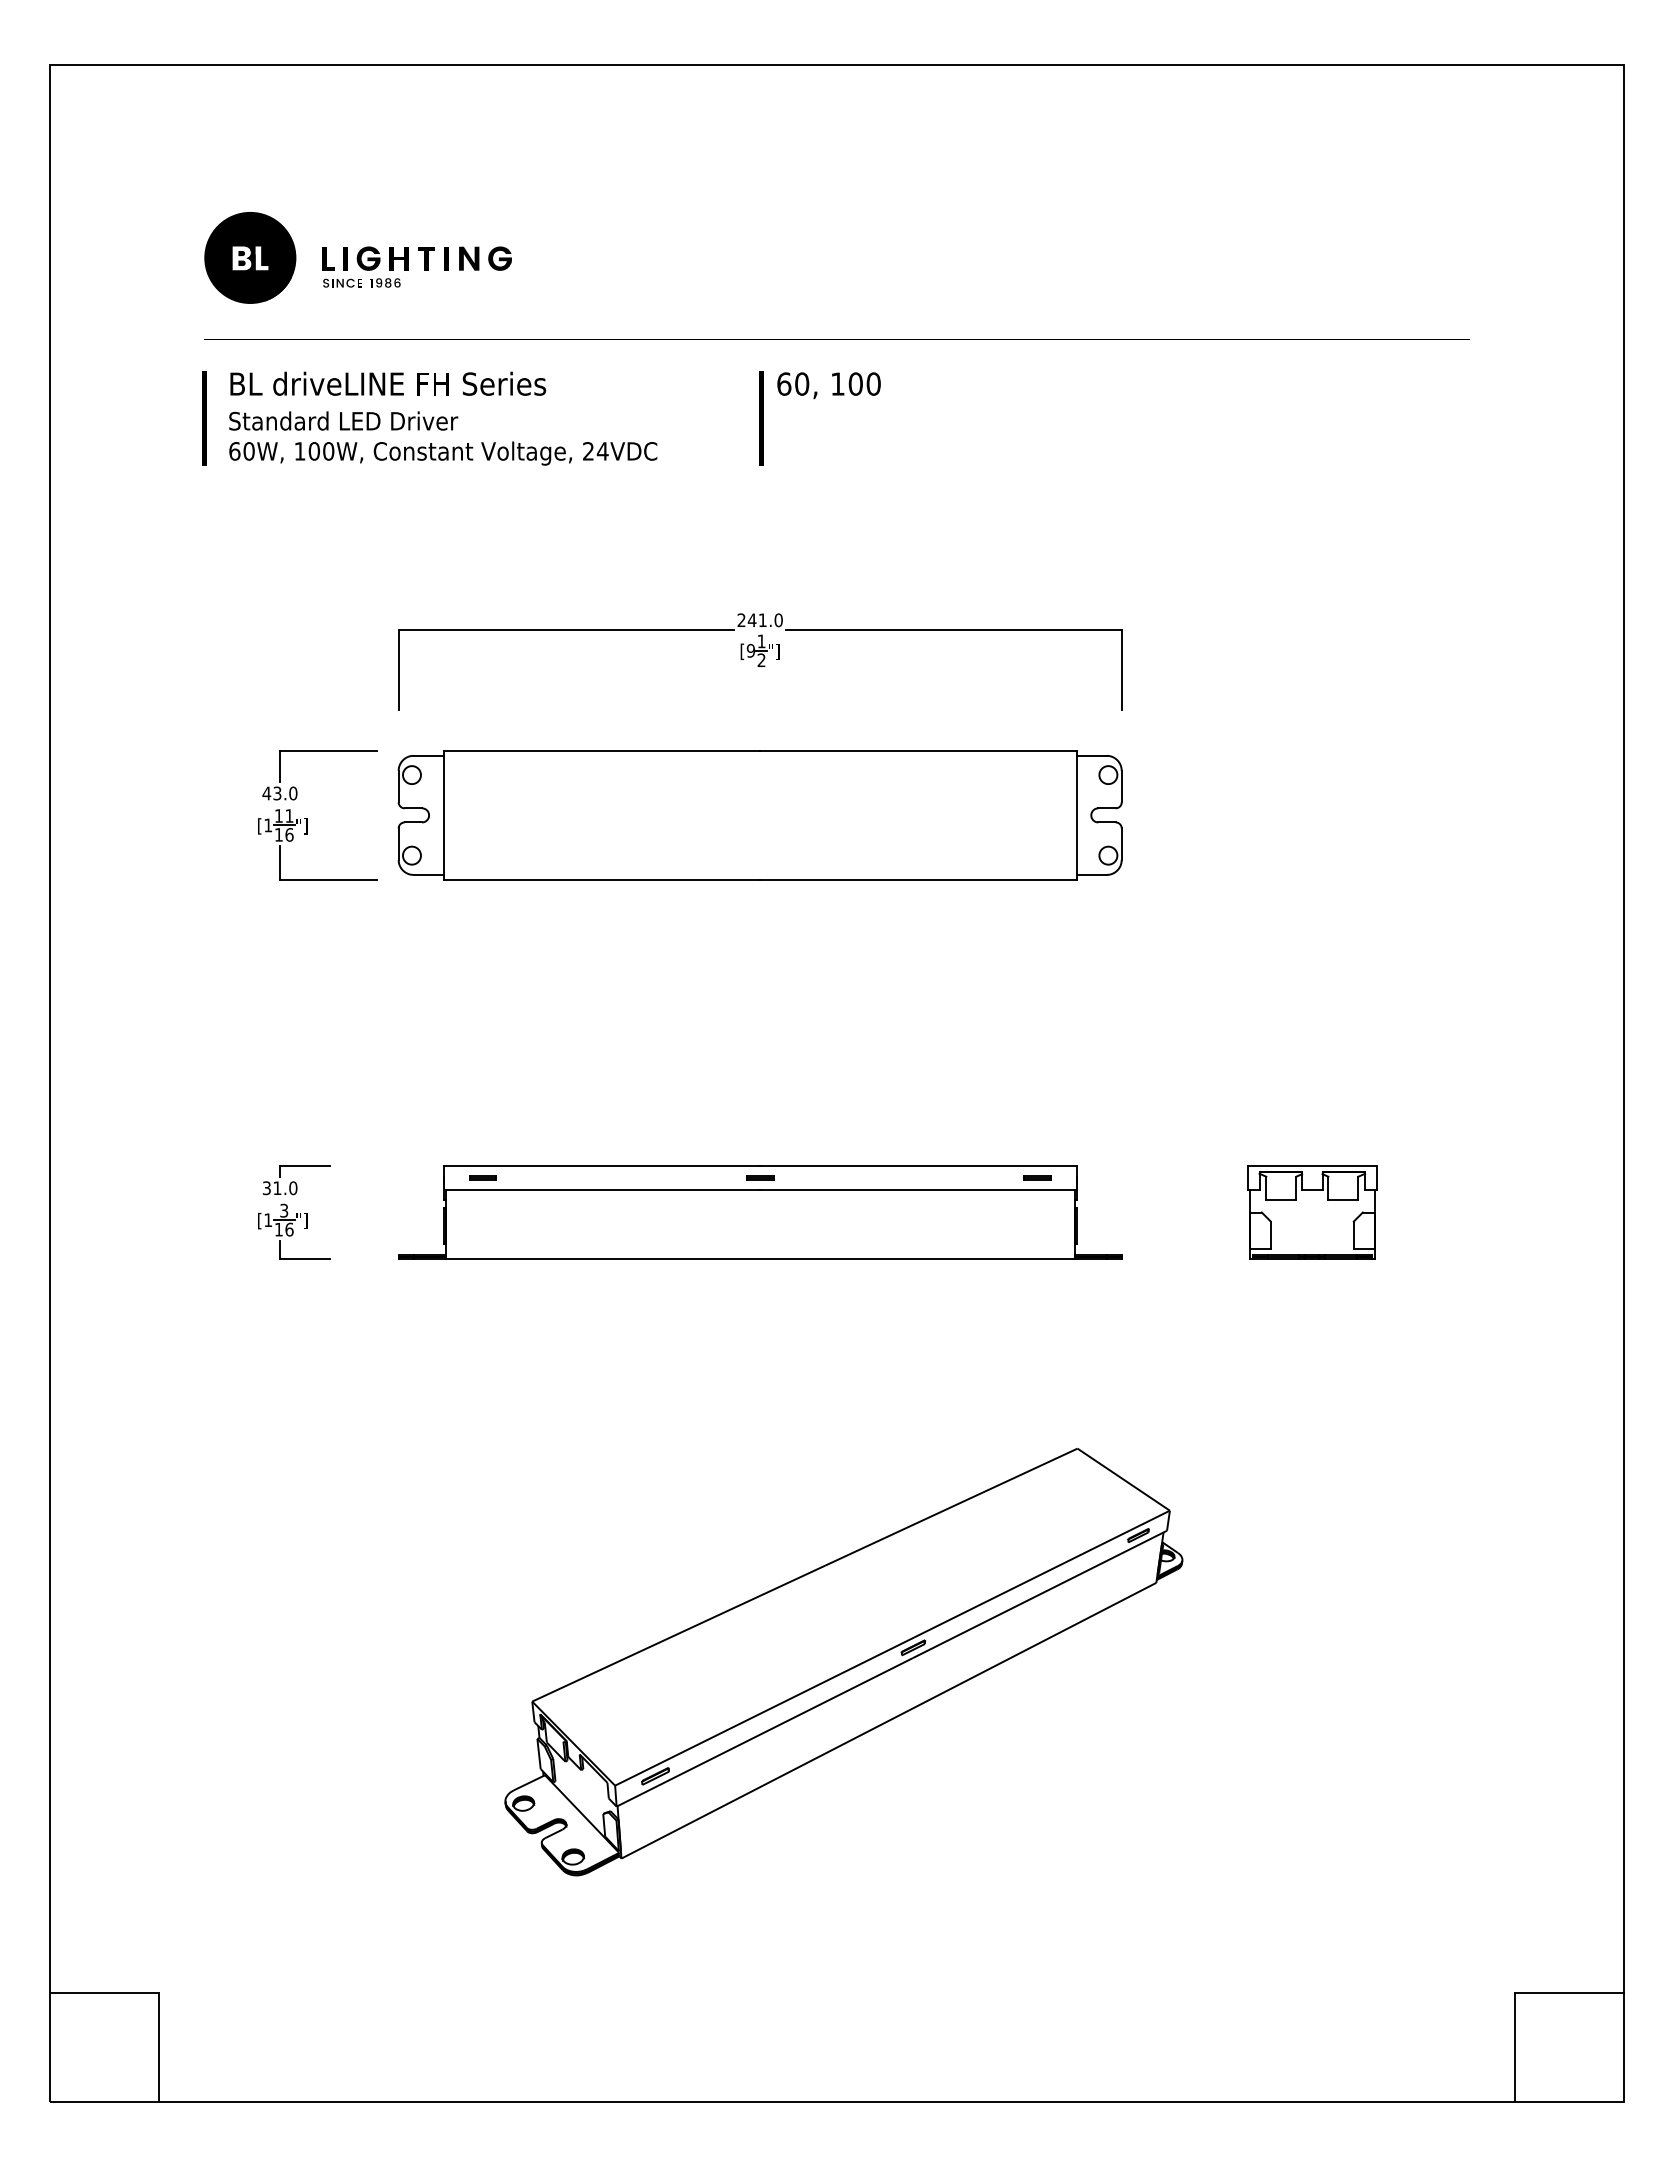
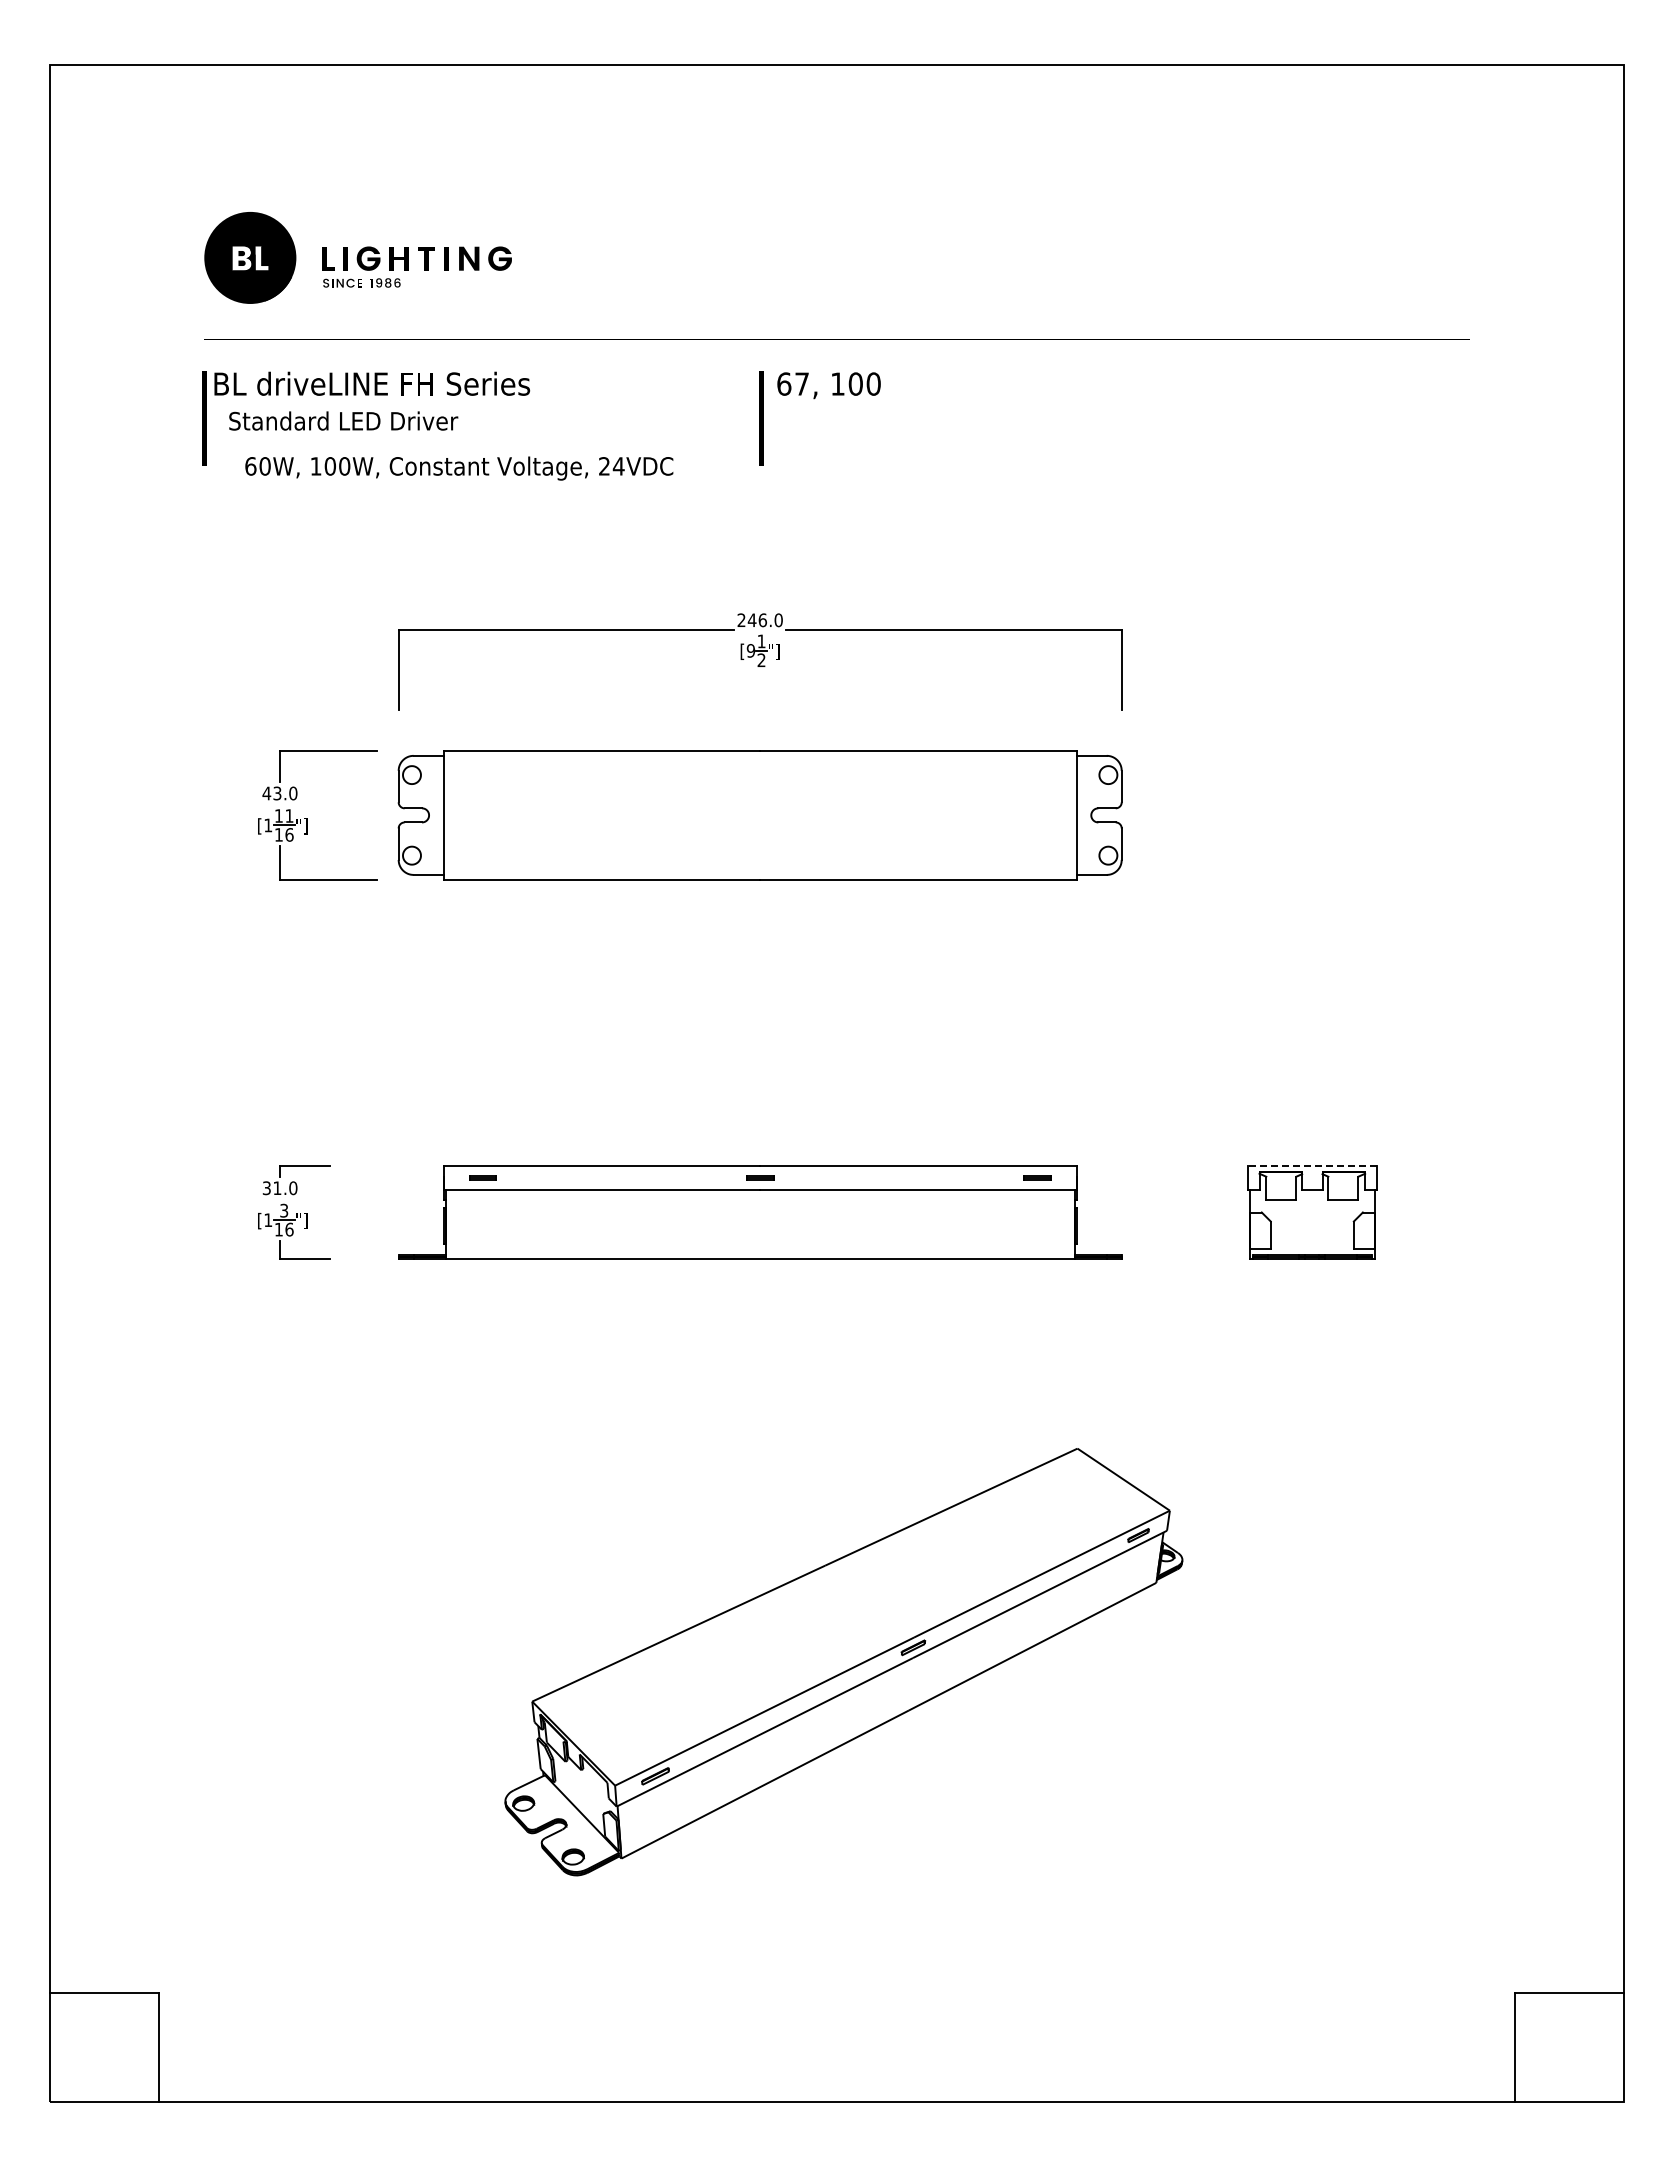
text position: (388, 383) -> (372, 383) (372, 383)
text: 60, -> 67, (802, 383)
text position: (443, 453) -> (459, 468) (459, 468)
text: 241.0 -> 246.0 (762, 620)
line: solid -> dashed (1312, 1166)
